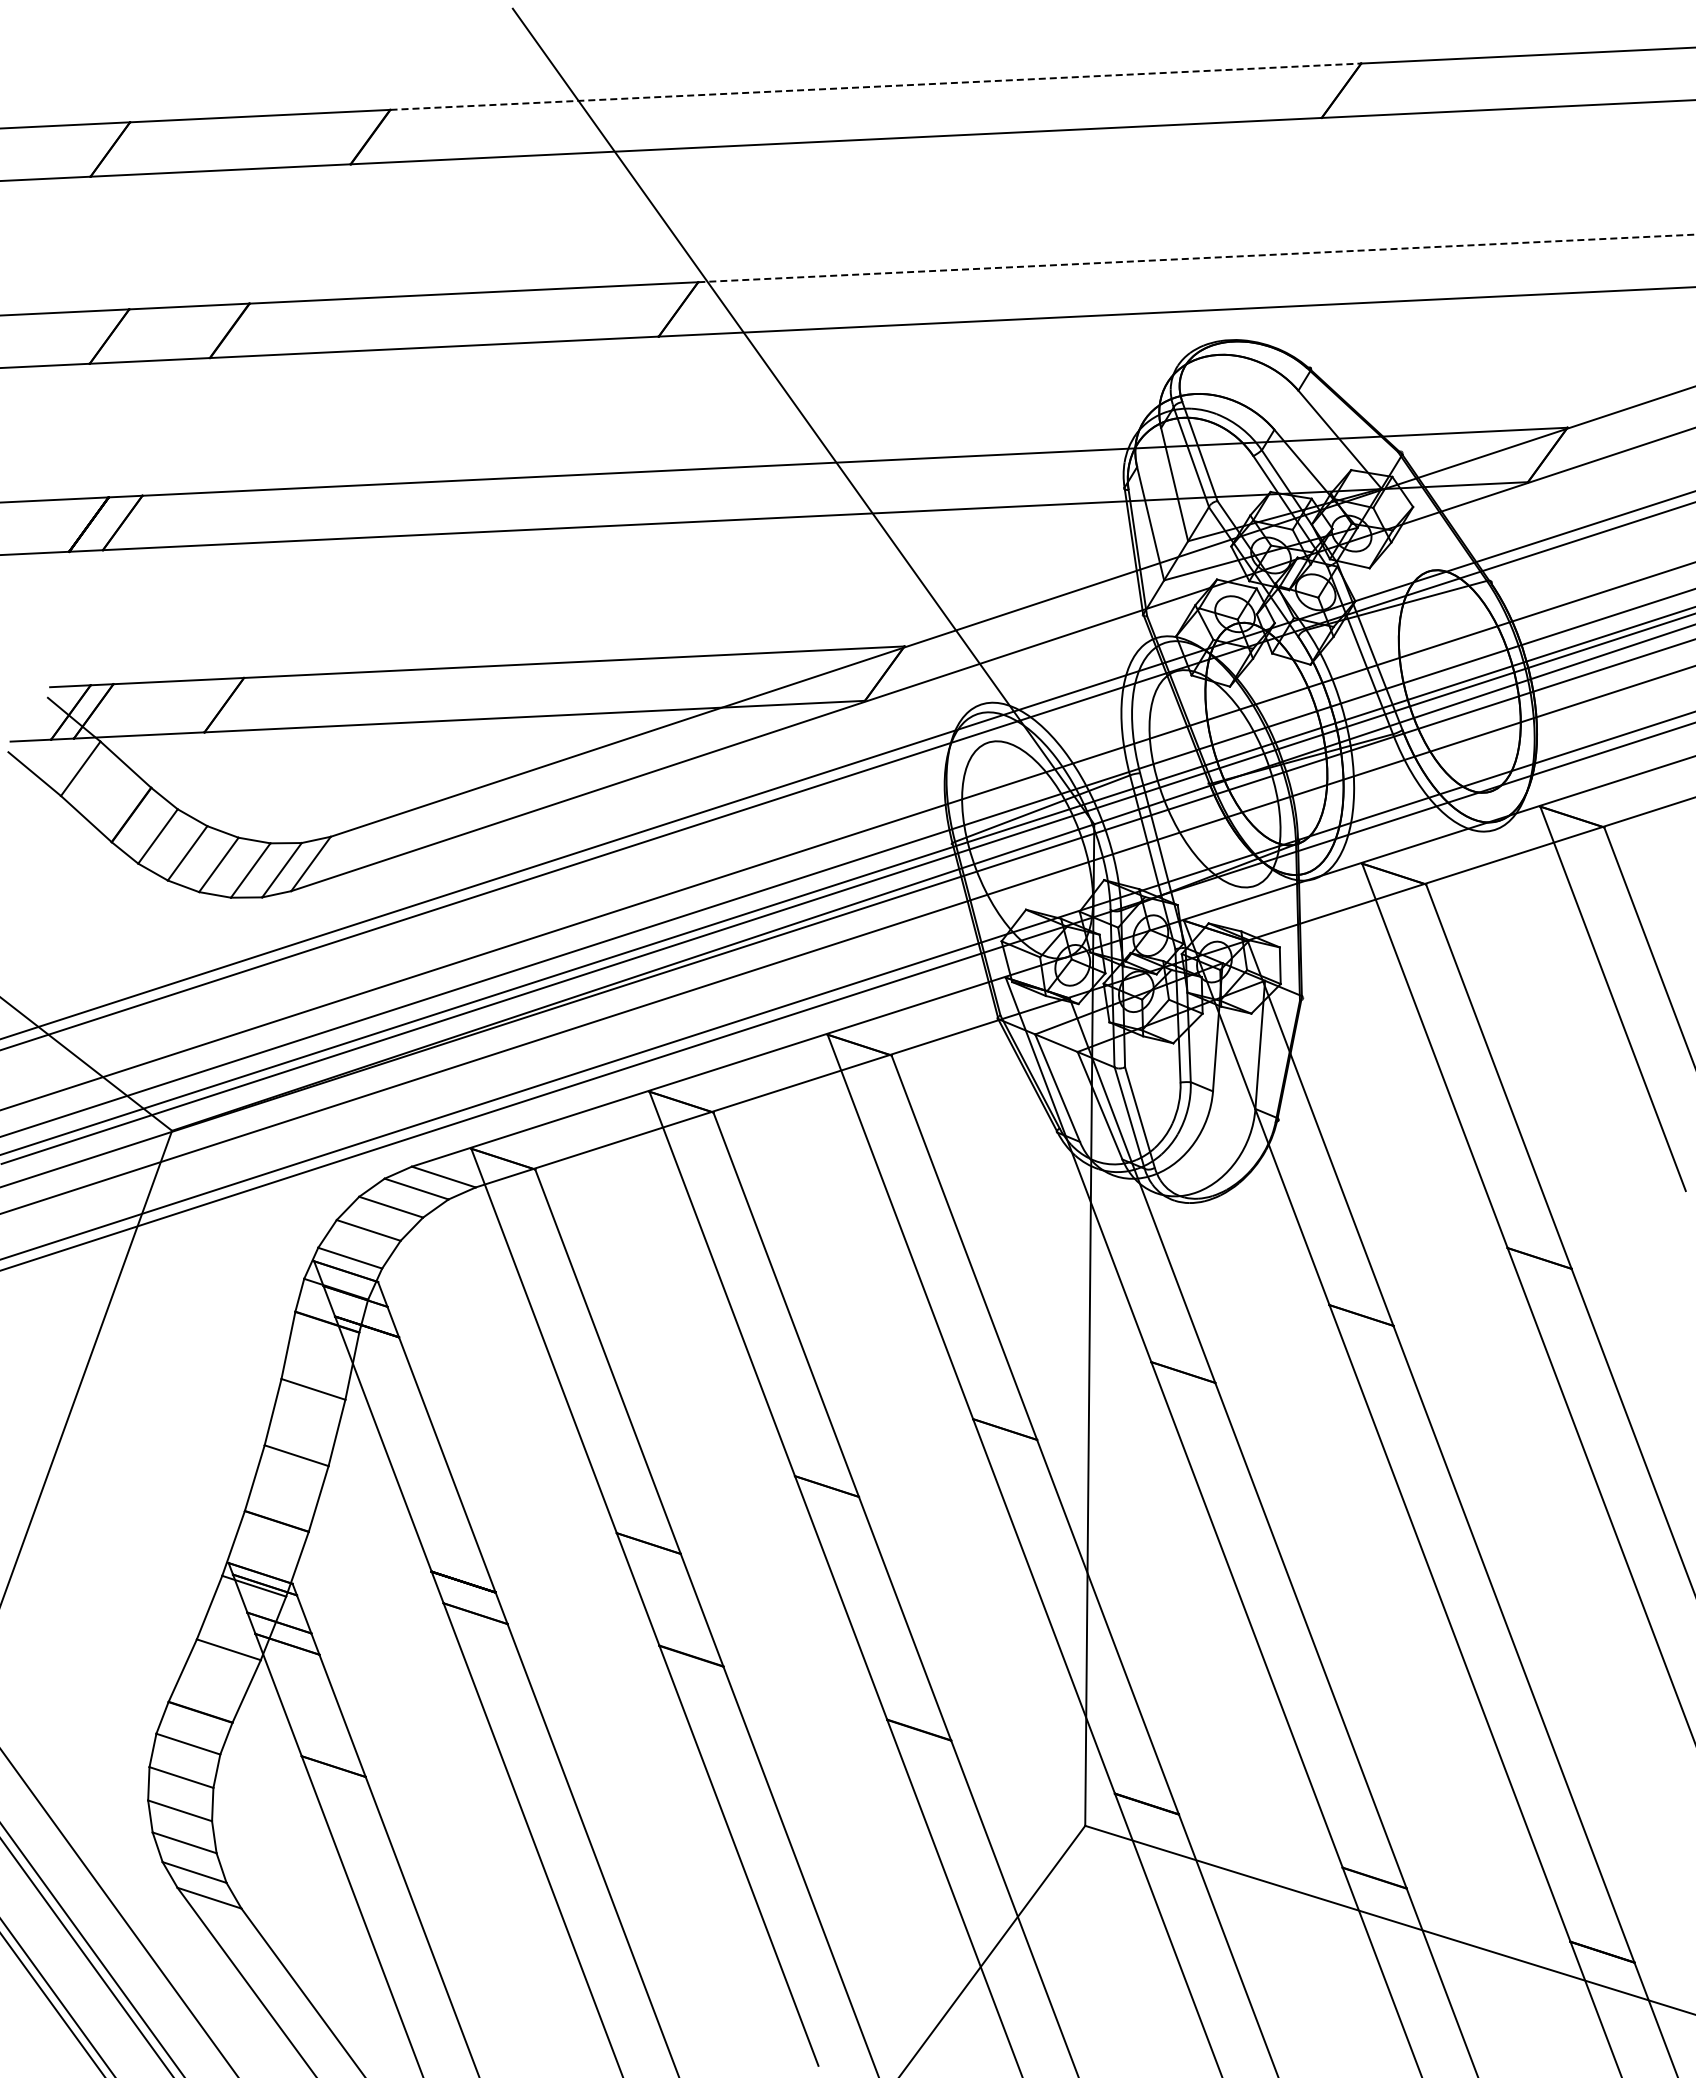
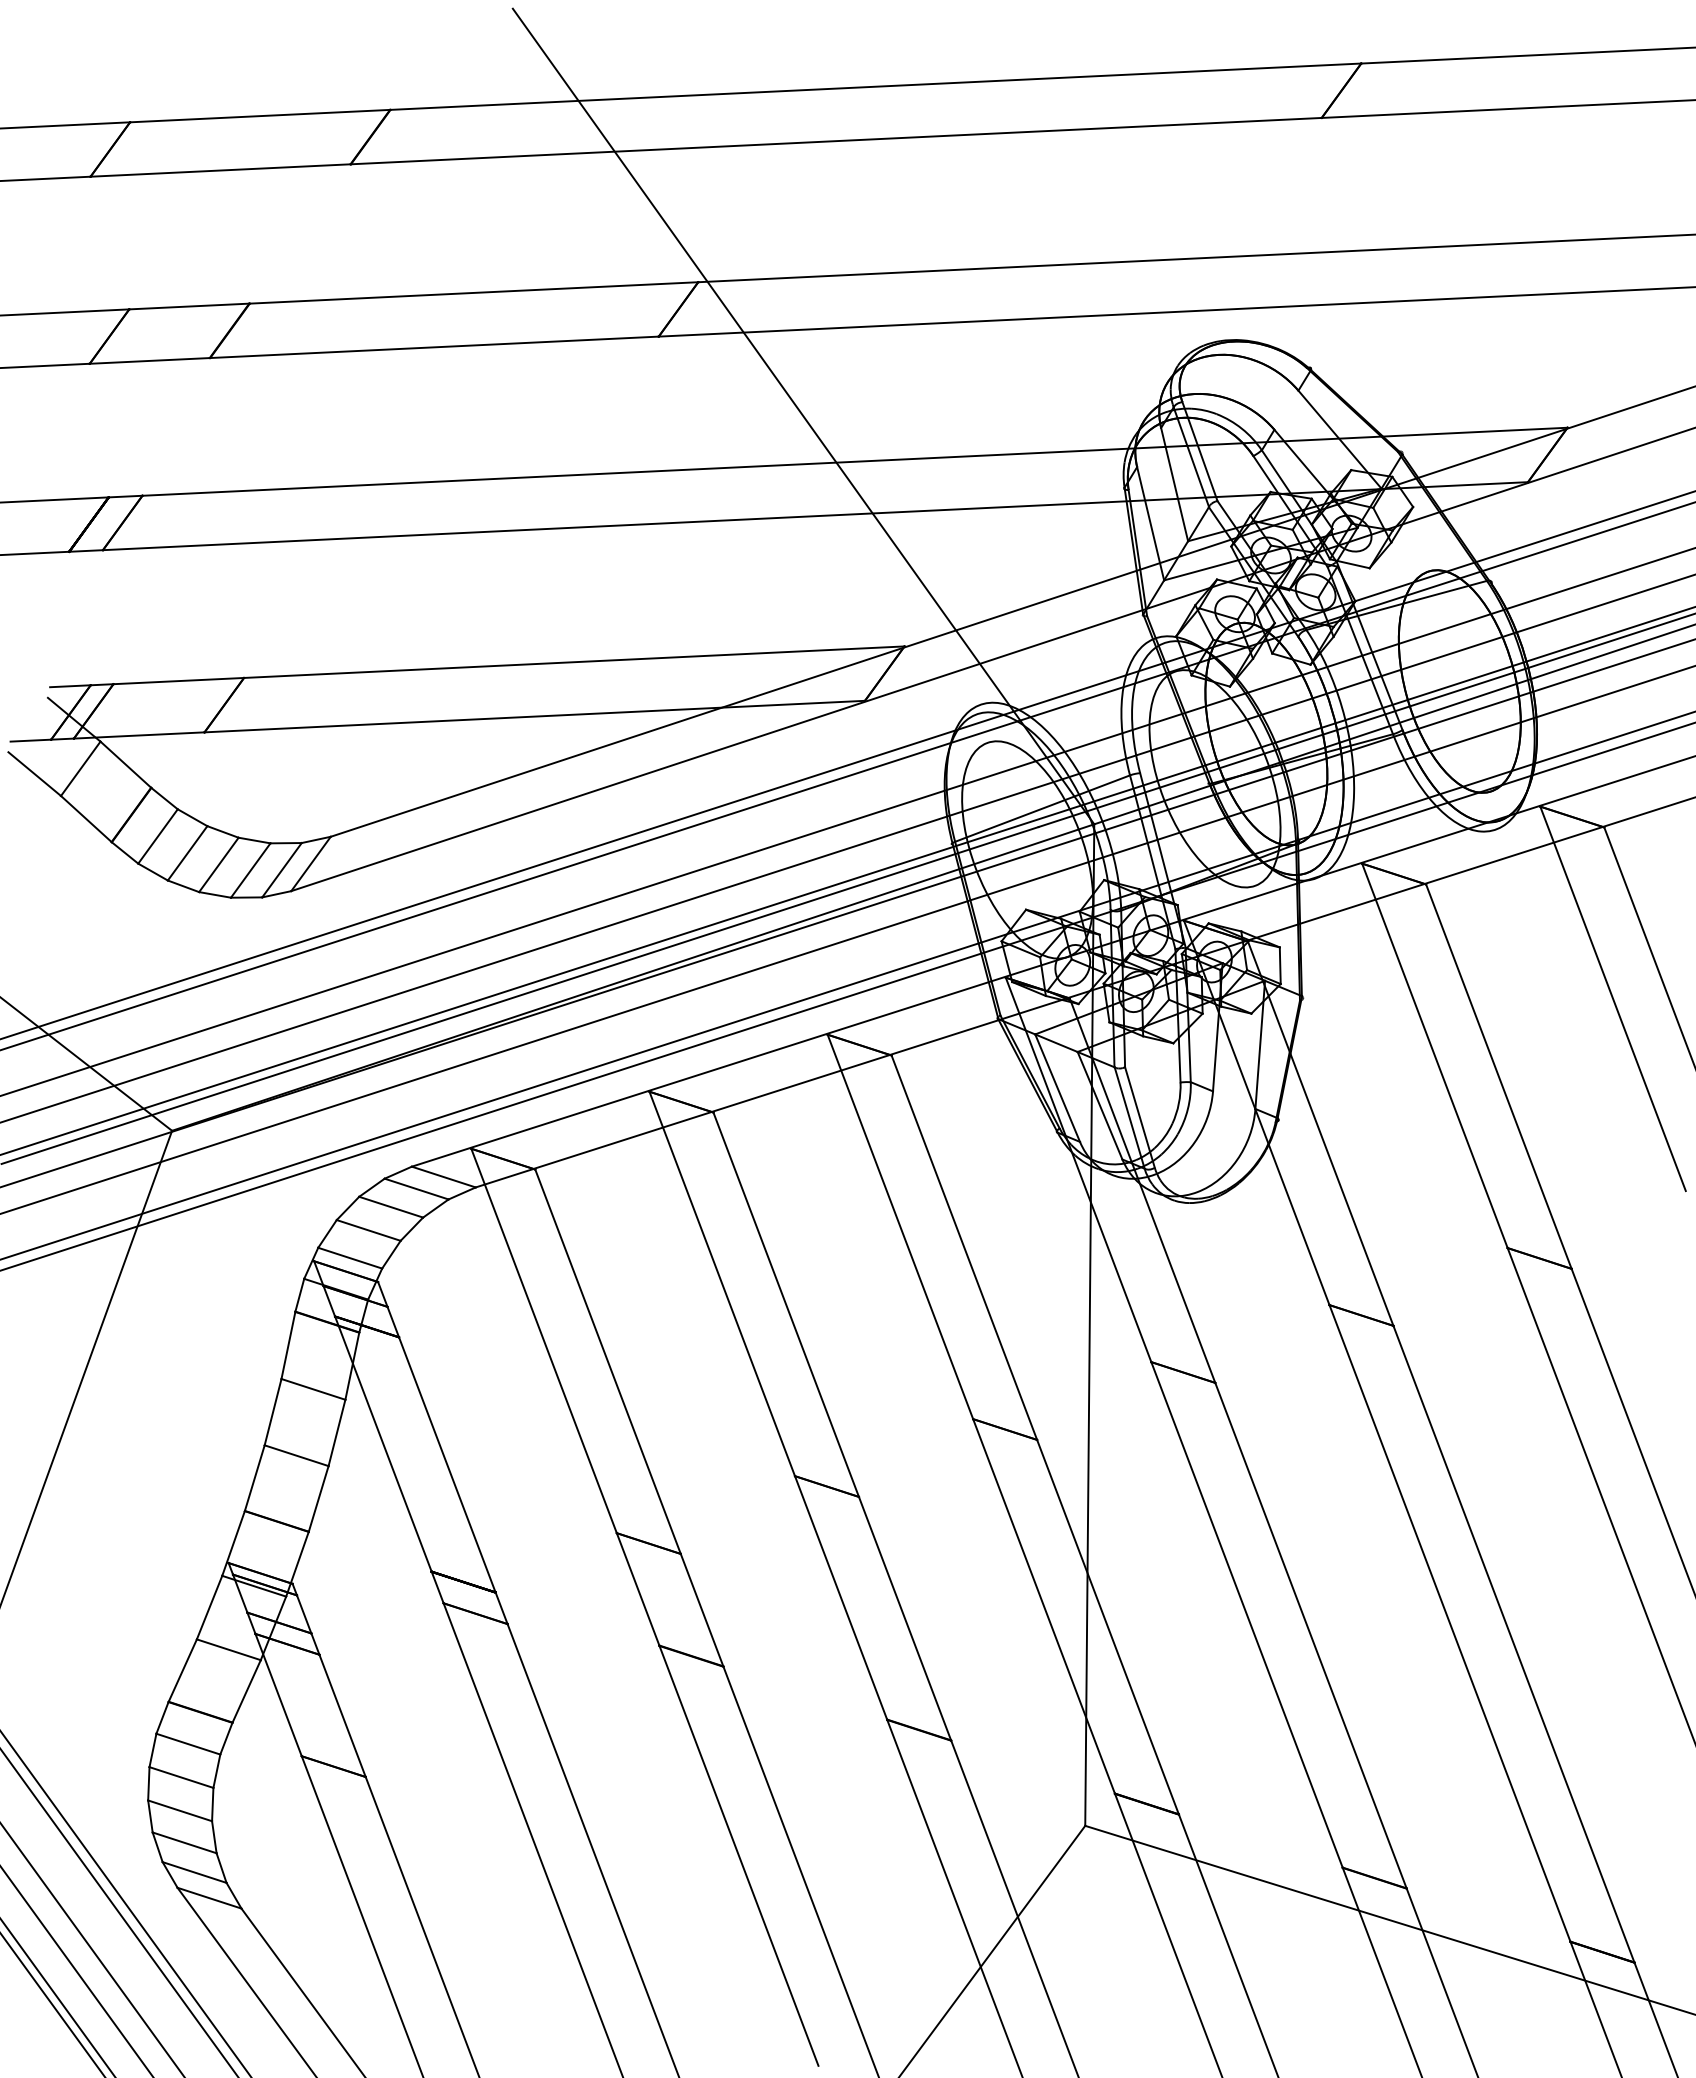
line: dashed -> solid (875, 86)
line: dashed -> solid (1196, 258)
line position: (847, 836) -> (847, 822) (847, 822)
line position: (847, 862) -> (847, 848) (847, 848)
line: none -> present (125, 1903)
line position: (86, 1957) -> (76, 1971) (76, 1971)
